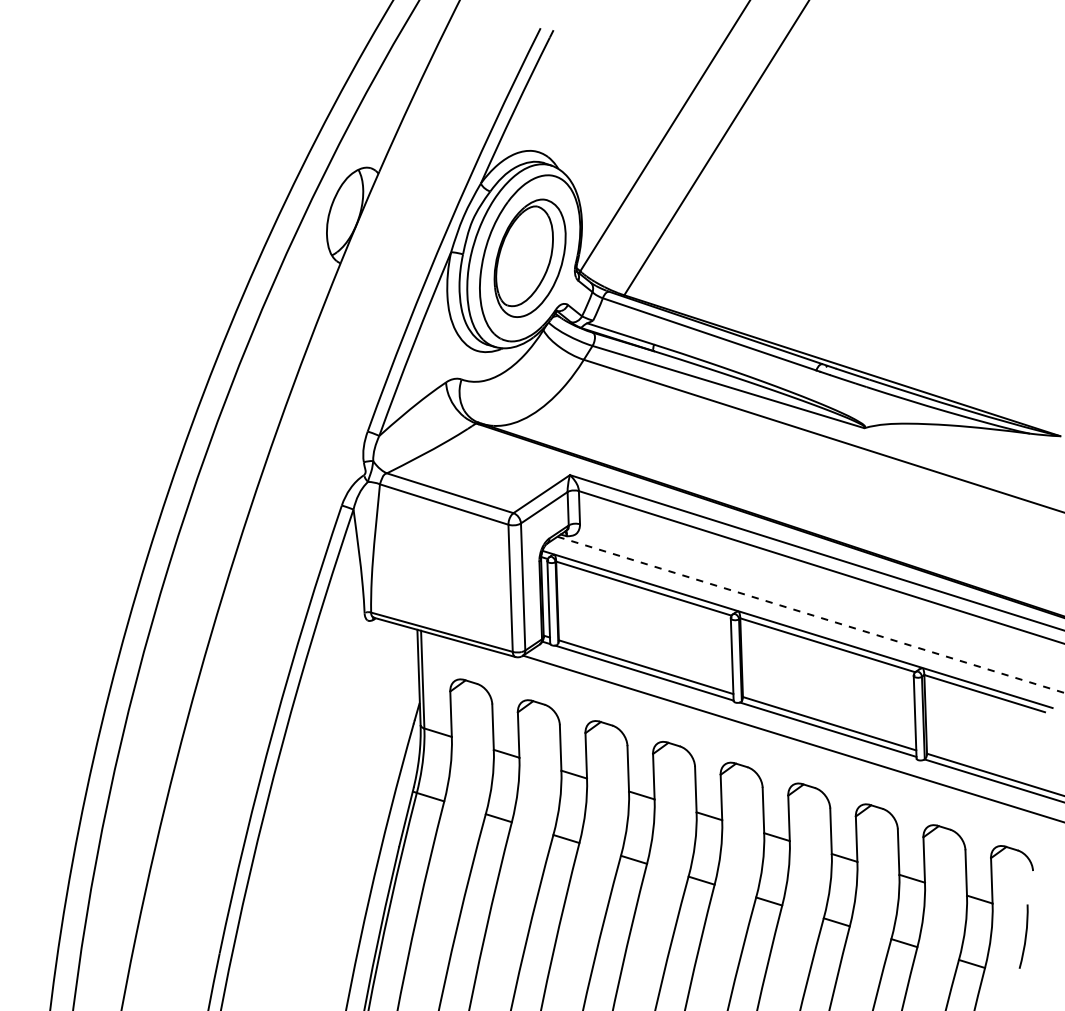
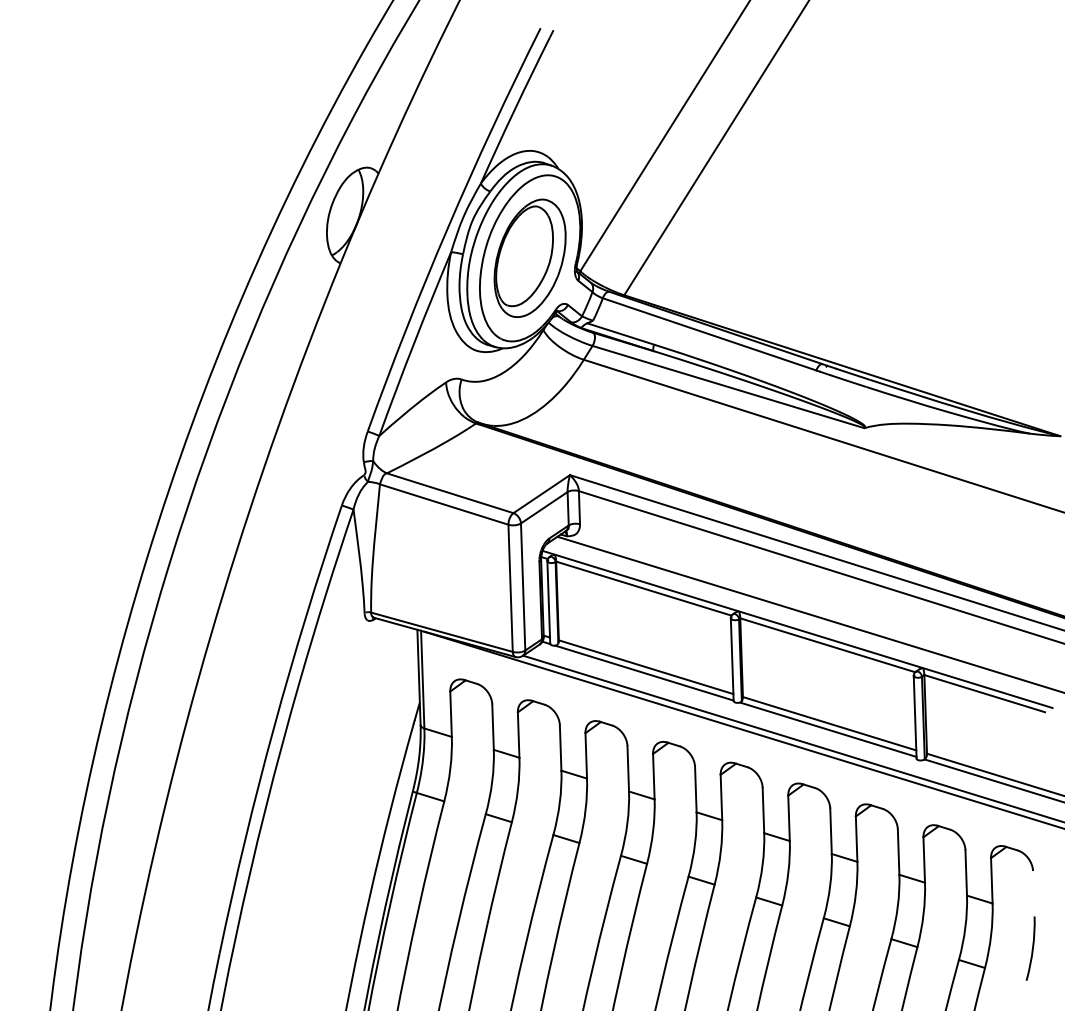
line: dashed -> solid (811, 614)
line: none -> present (742, 729)
curve position: (1024, 937) -> (1031, 949) (1031, 949)
